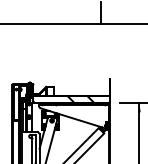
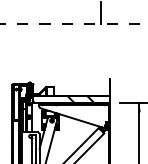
line: solid -> dashed (73, 23)
